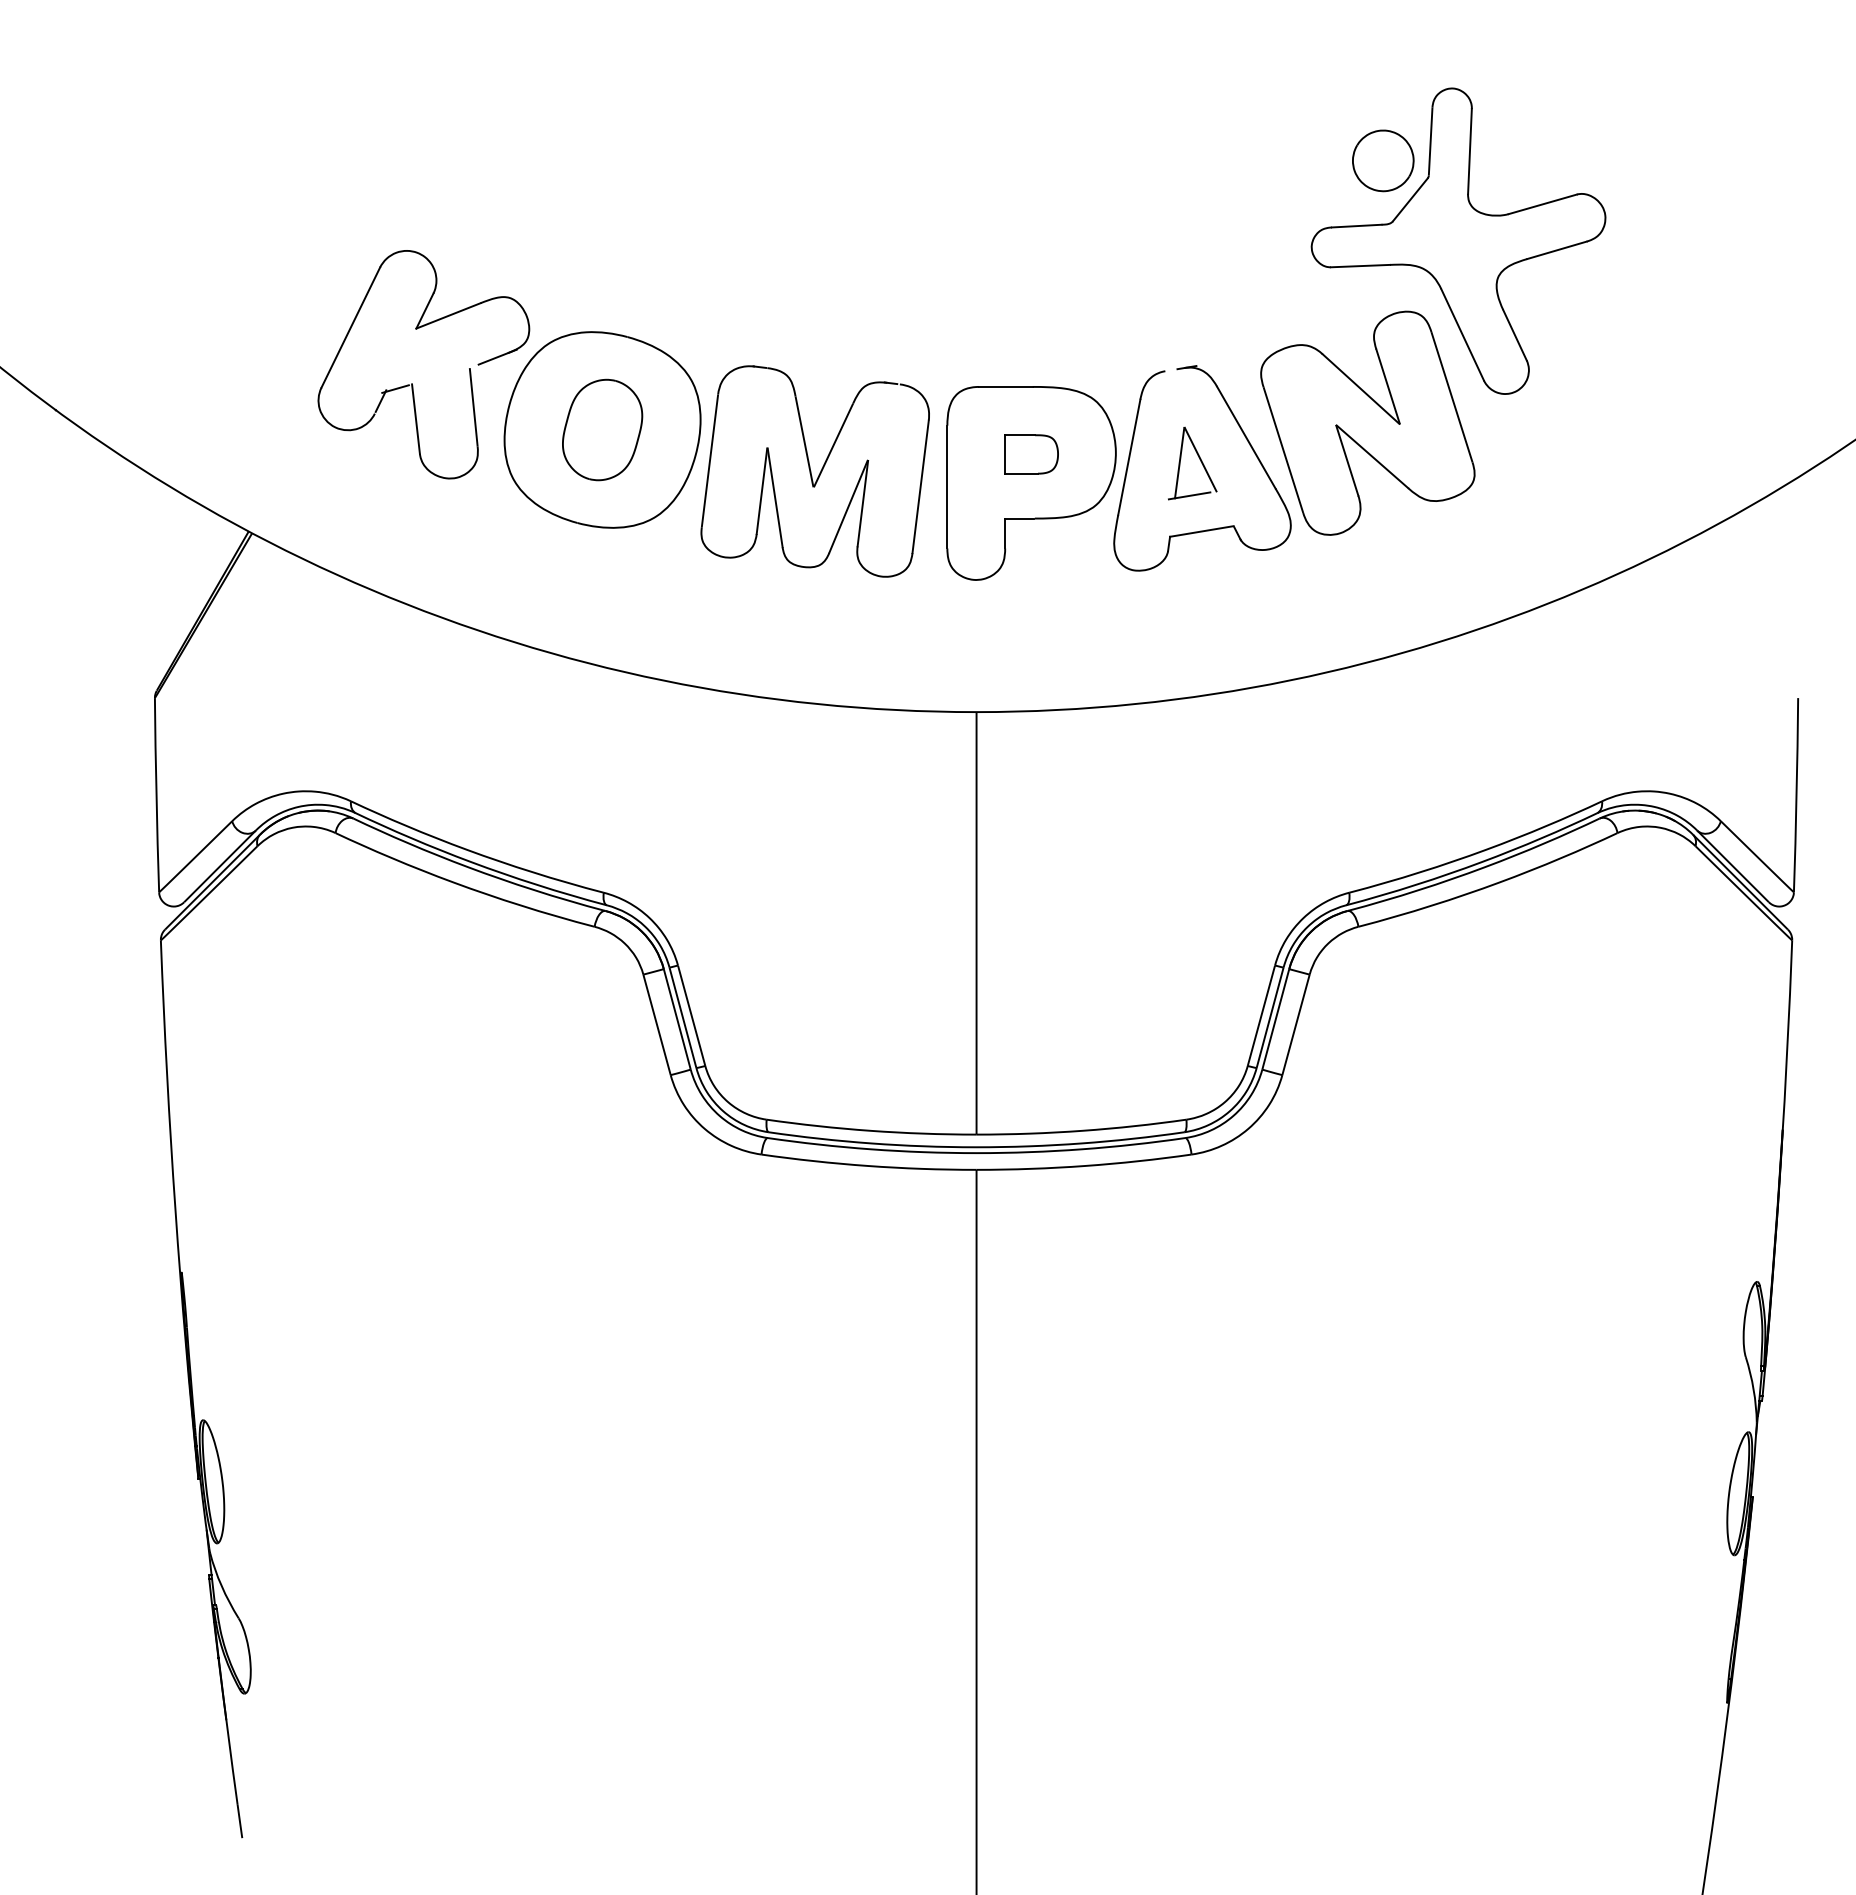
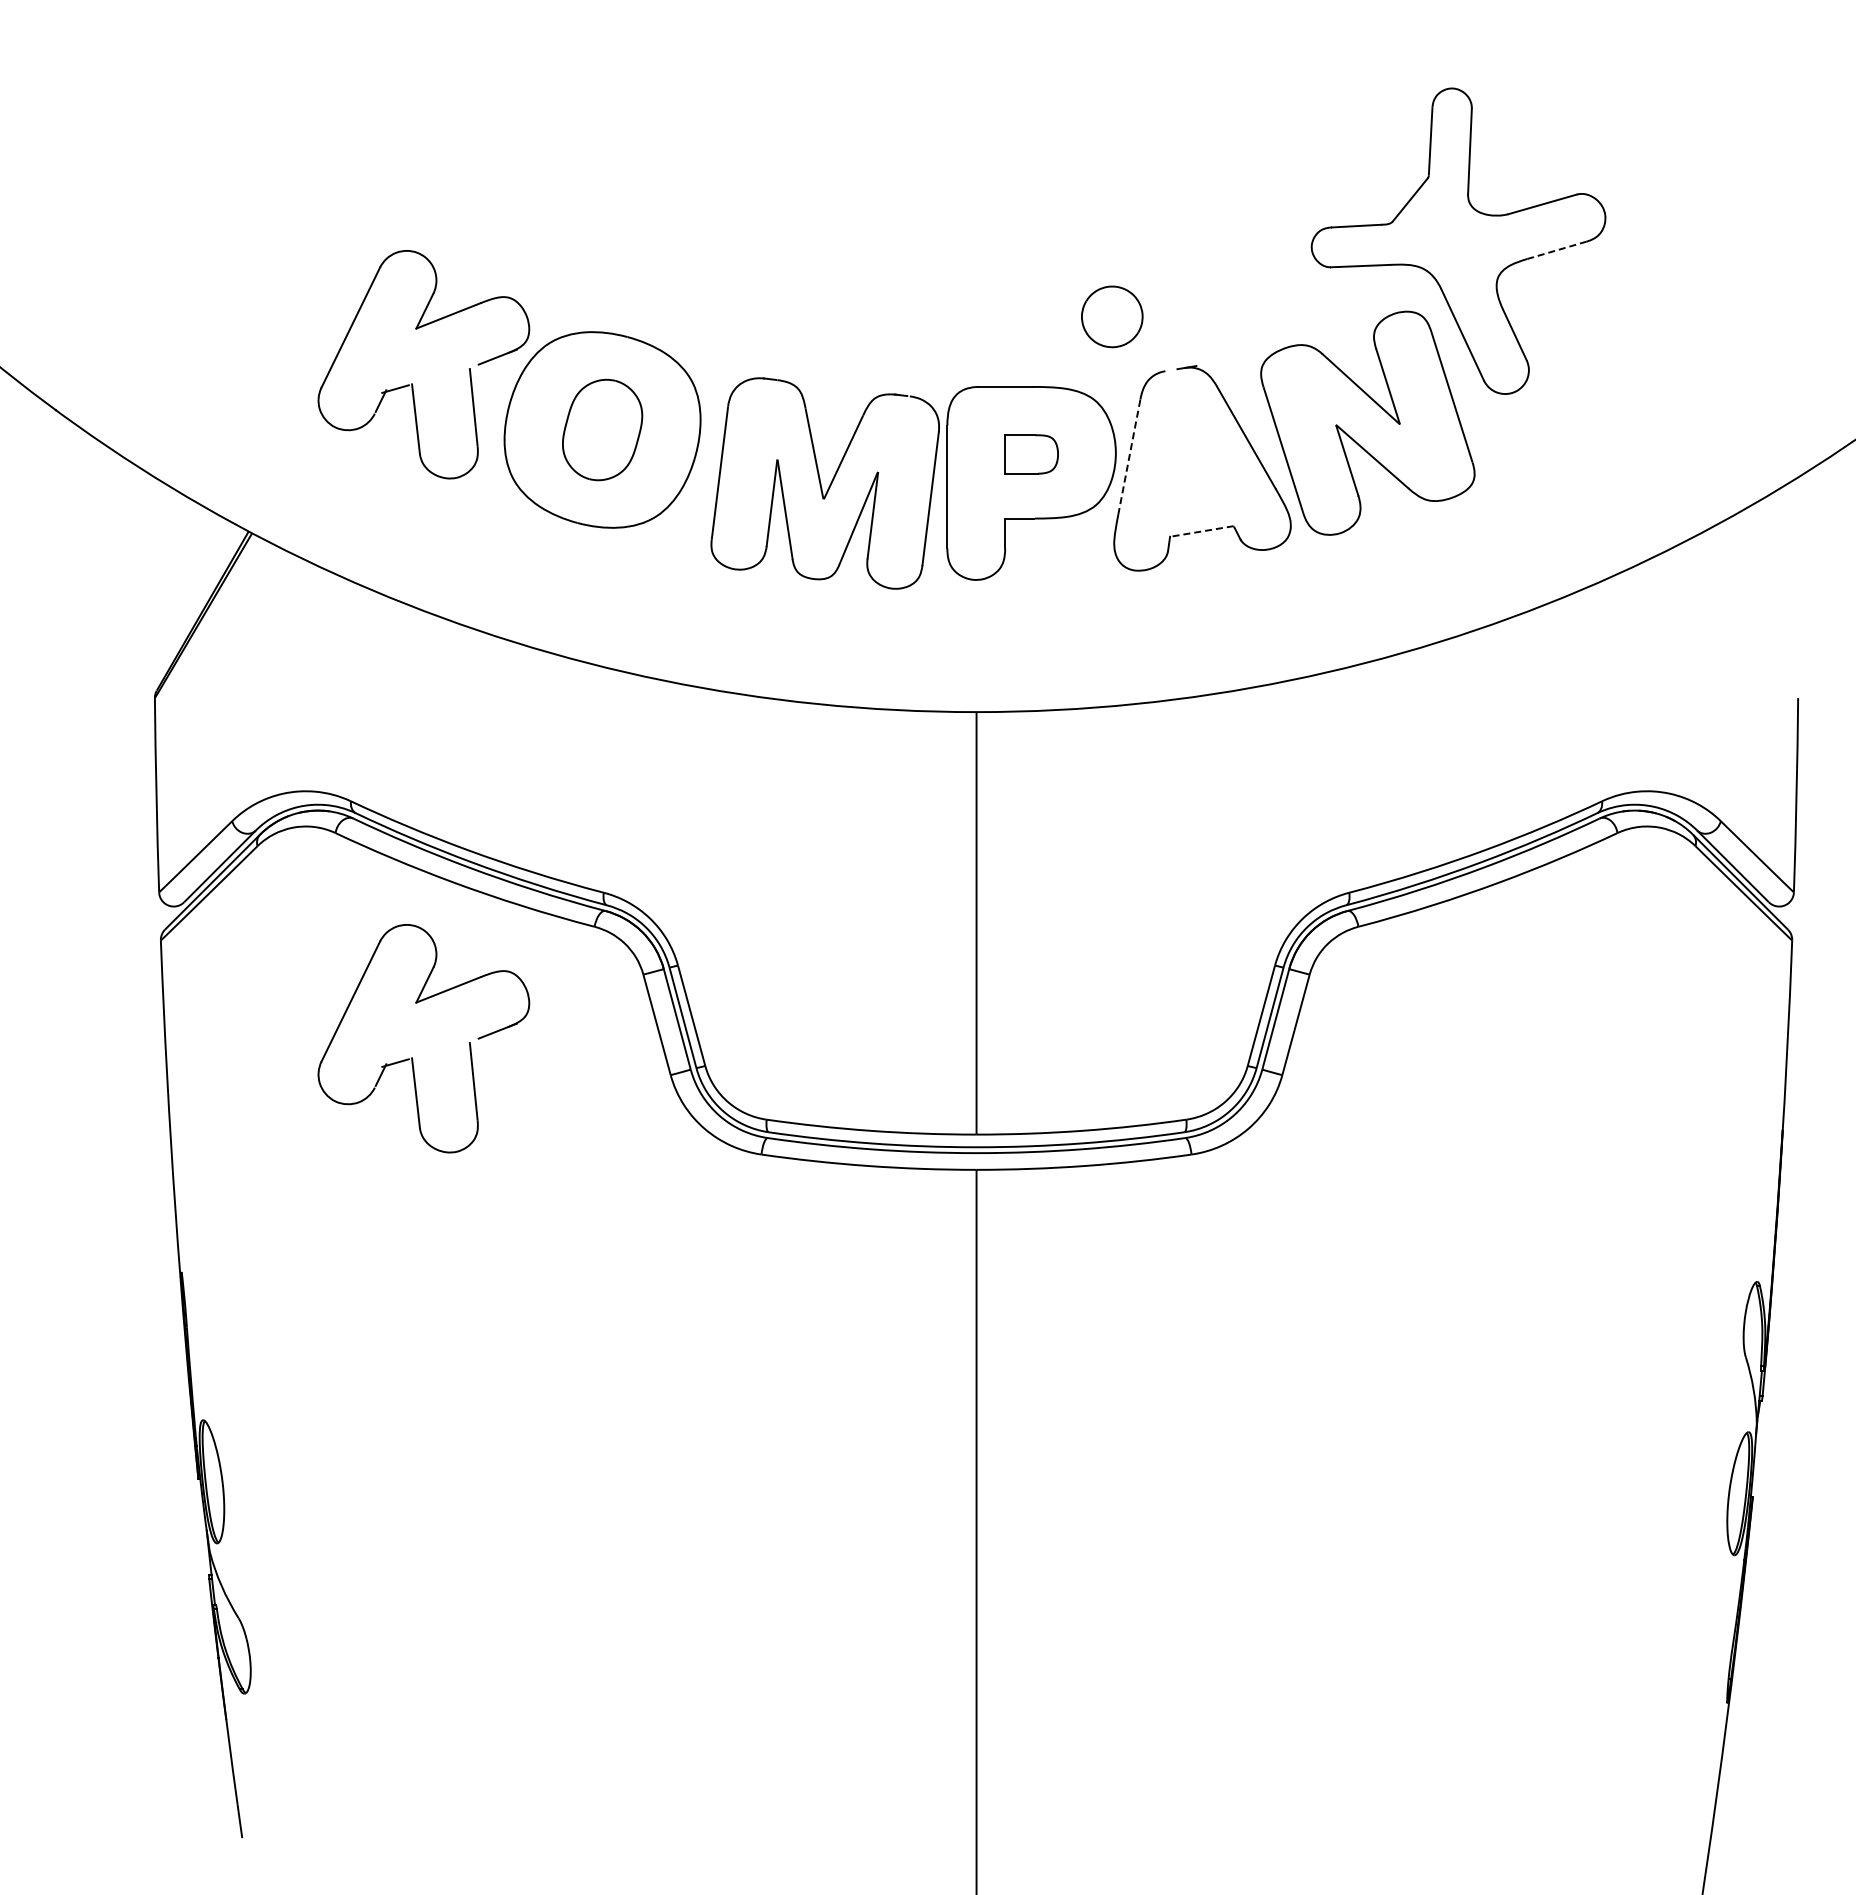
part position: (1383, 160) -> (1112, 316) (1112, 316)
line: solid -> dashed (1557, 250)
line: solid -> dashed (1129, 457)
part: present -> none (1199, 459)
part position: (814, 471) -> (824, 483) (824, 483)
line: solid -> dashed (1201, 531)
part: none -> present (412, 1057)
